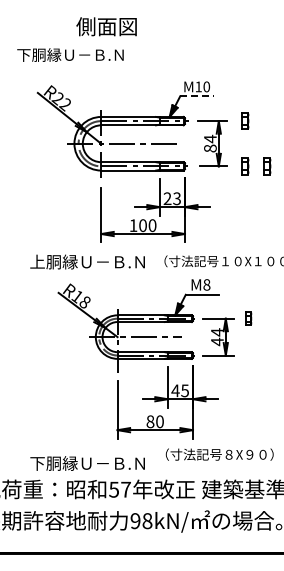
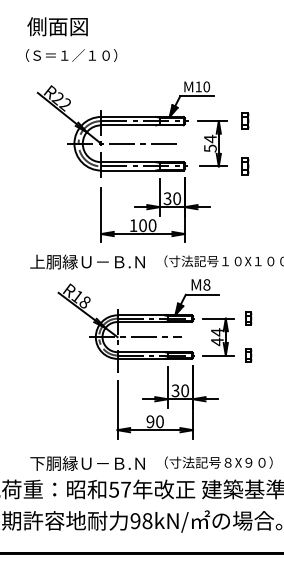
text position: (106, 26) -> (57, 26) (57, 26)
text: 下胴縁Ｕ－Ｂ.Ｎ -> （Ｓ＝１／１０） (70, 54)
line: dashed -> solid (197, 96)
text: 84 -> 54 (210, 148)
part: present -> none (267, 166)
text: 23 -> 30 (171, 198)
part: none -> present (248, 355)
text: 45 -> 30 (179, 390)
text: 80 -> 90 (150, 421)
text position: (219, 454) -> (218, 462) (218, 462)
